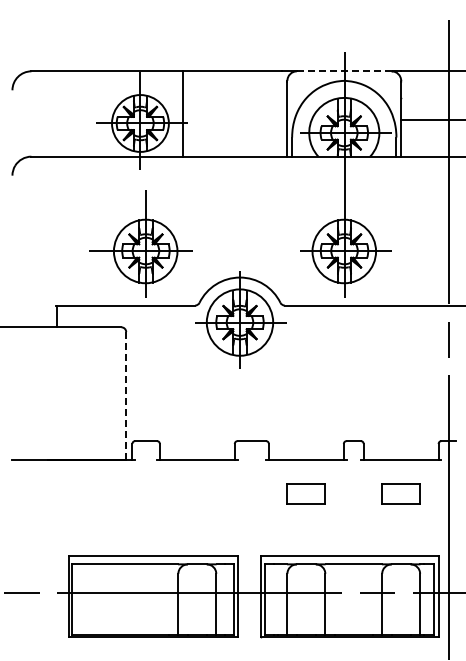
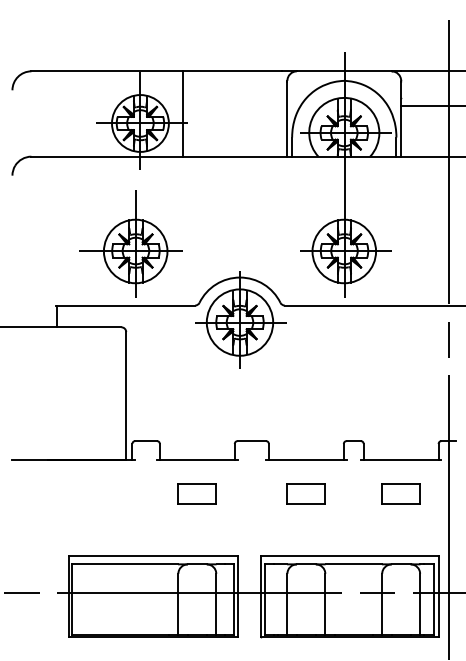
line: dashed -> solid (344, 71)
line position: (431, 120) -> (431, 106) (431, 106)
part position: (140, 243) -> (130, 243) (130, 243)
line: dashed -> solid (126, 396)
part: none -> present (196, 493)
